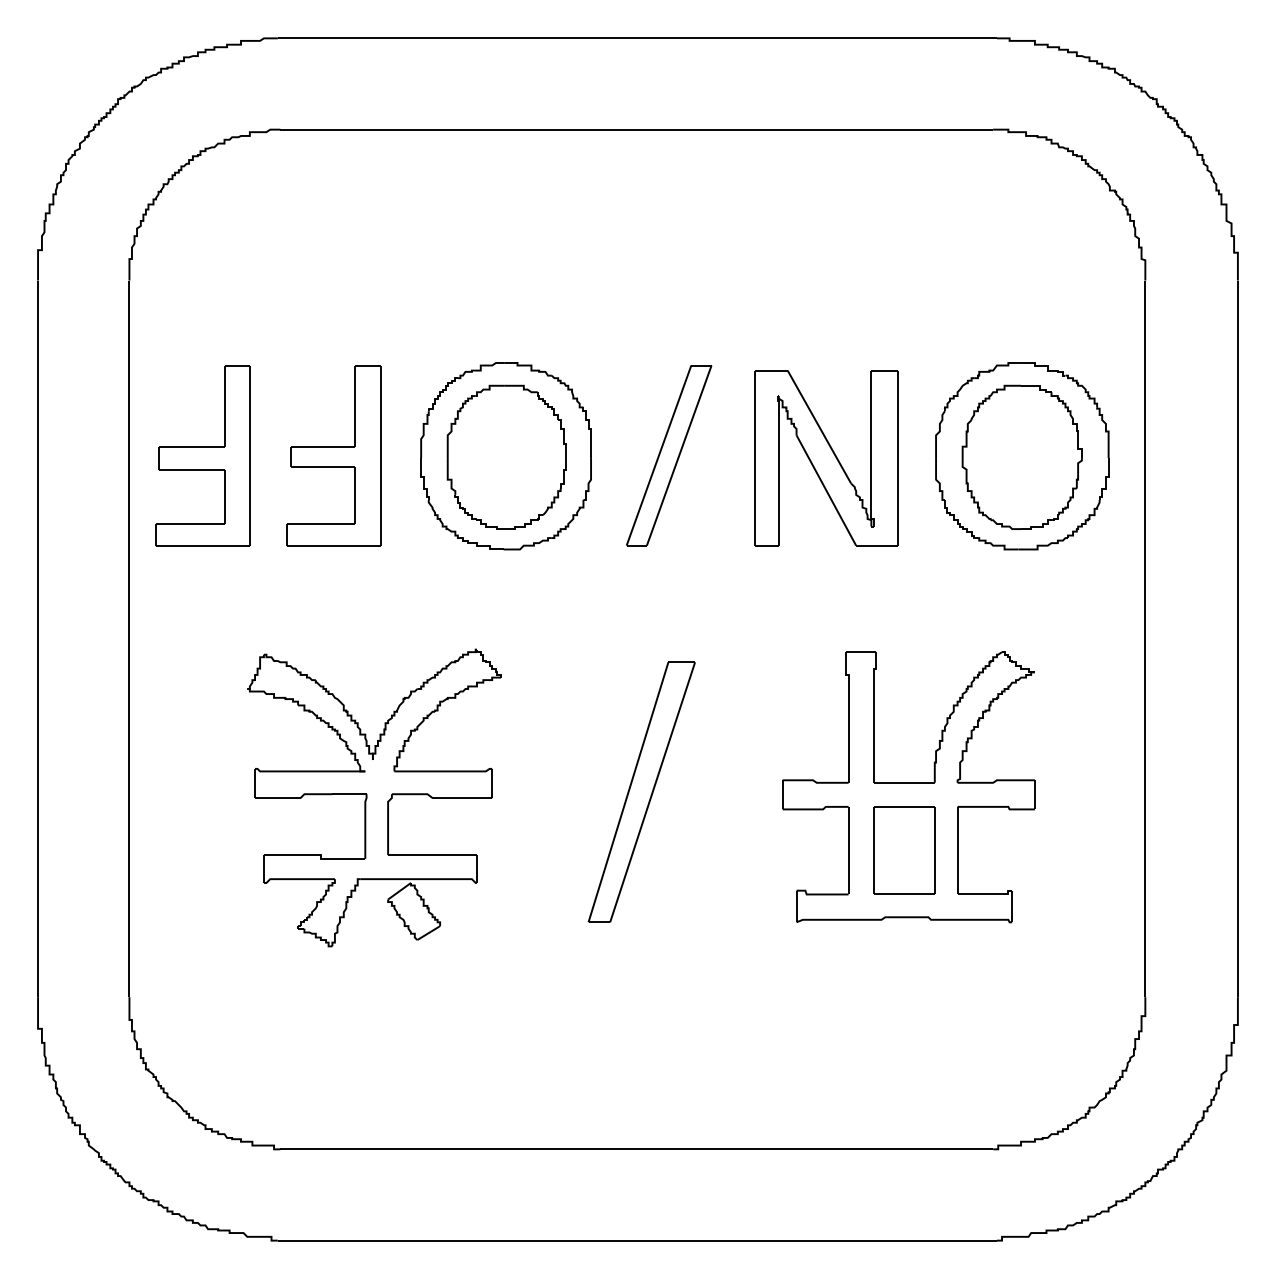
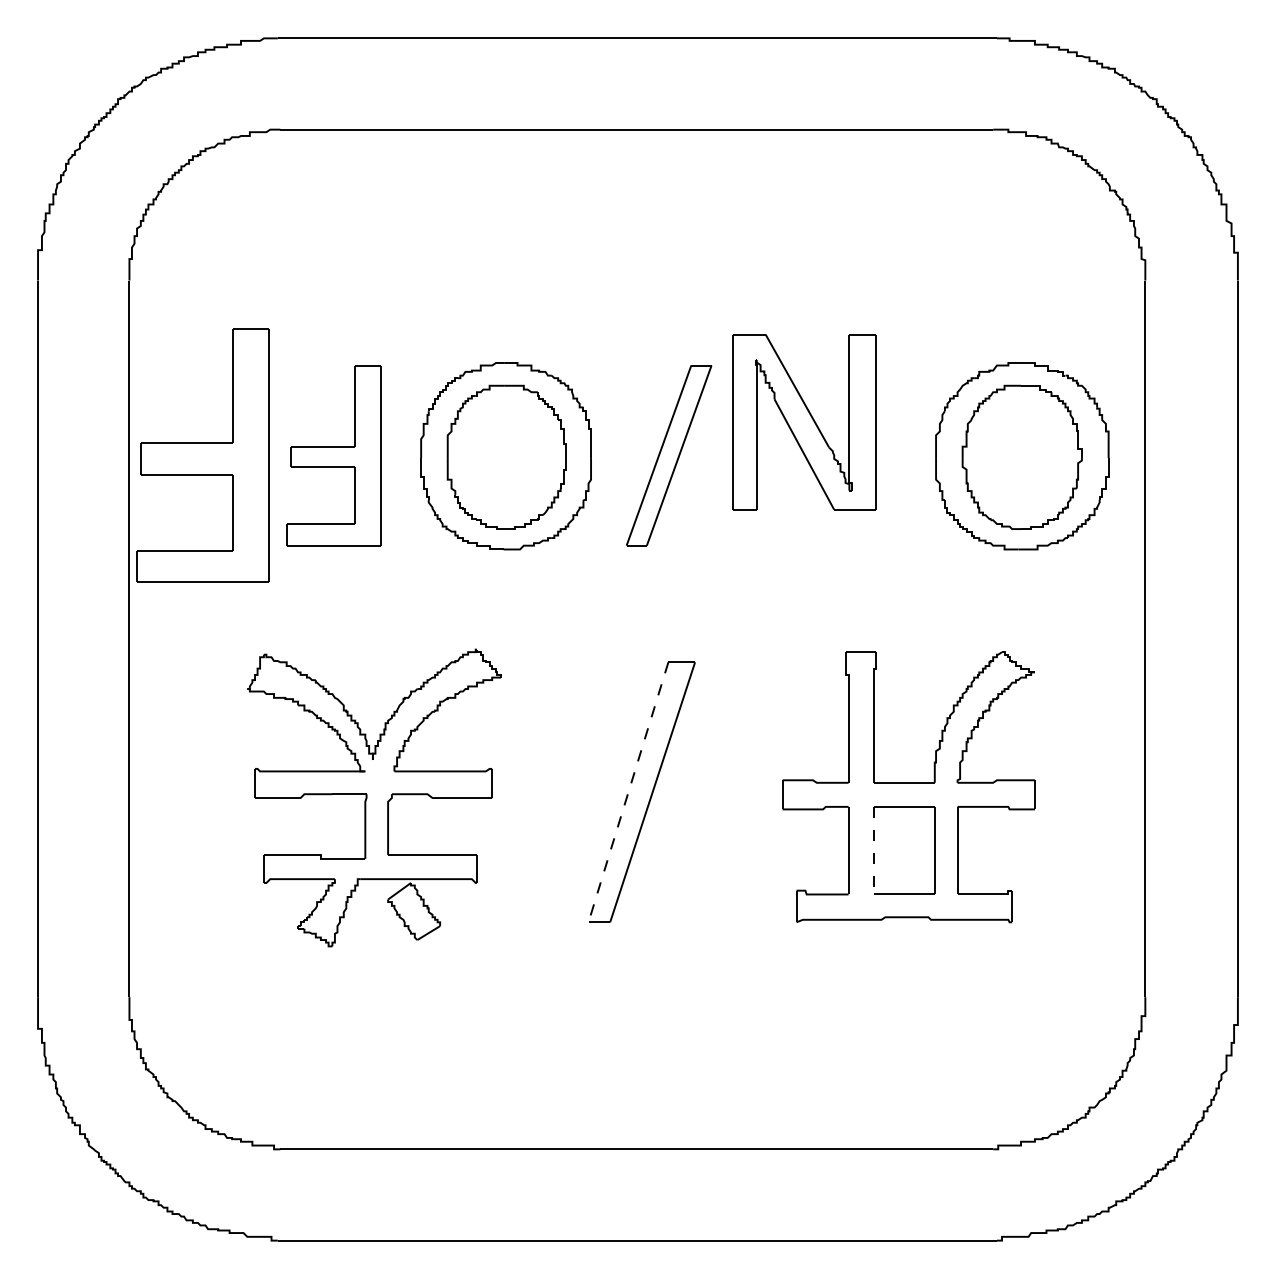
part size: 96x182 px -> 134x255 px (202, 455)
part position: (826, 458) -> (804, 422) (804, 422)
line: solid -> dashed (628, 792)
line: solid -> dashed (873, 850)
